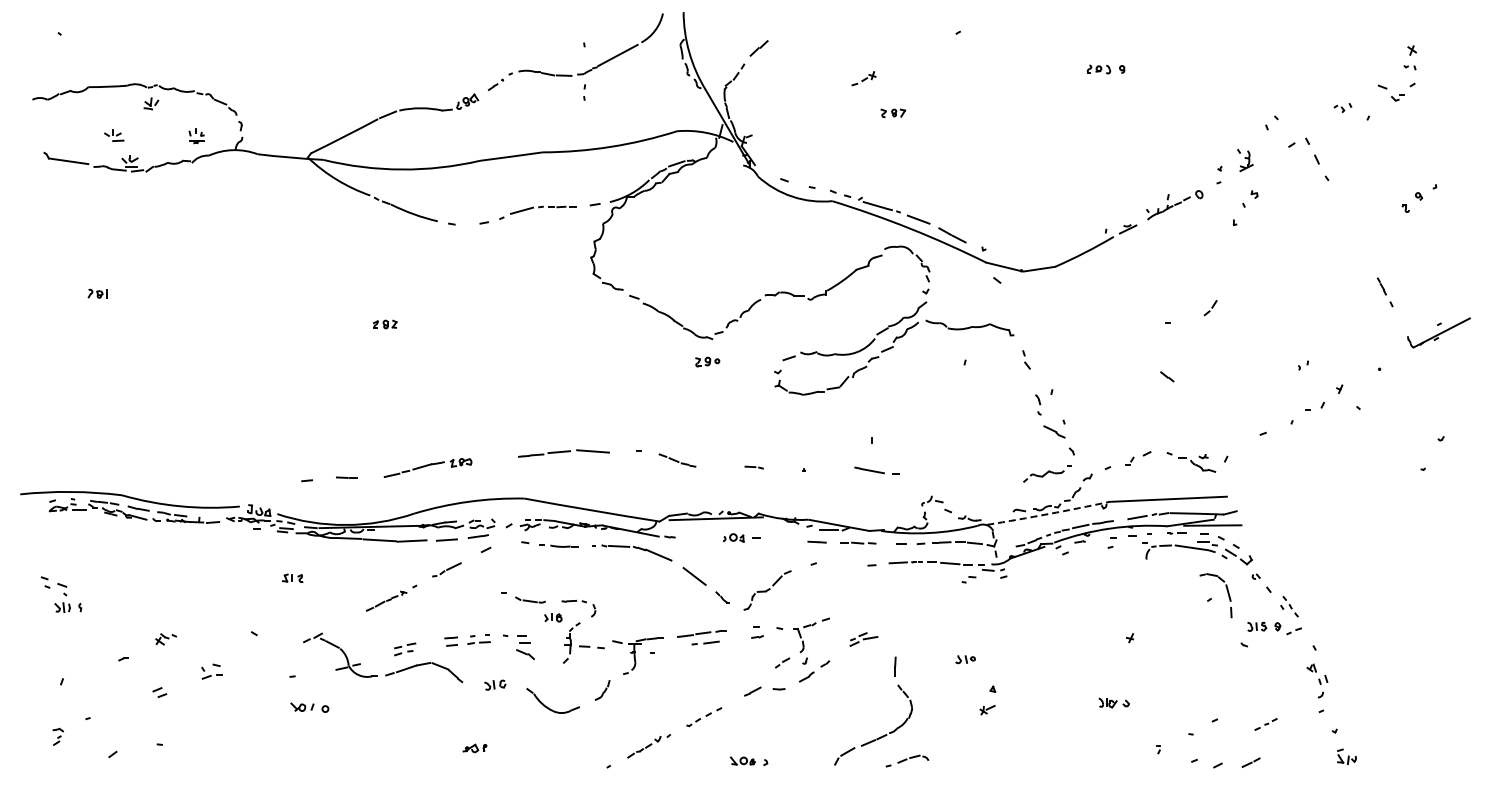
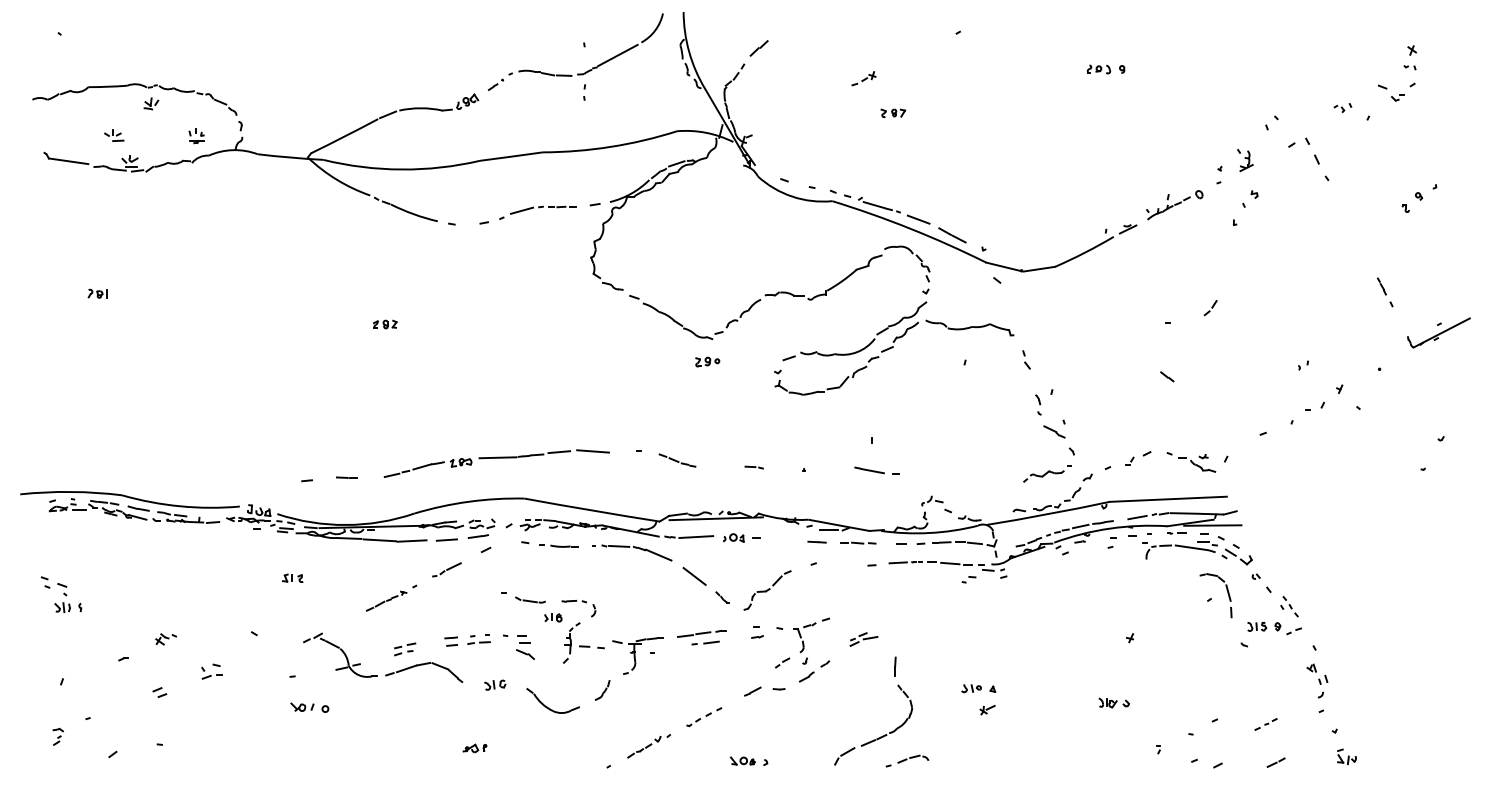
line: none -> present (497, 457)
arc: dashed -> solid (1048, 514)
line: none -> present (696, 536)
part position: (965, 659) -> (971, 688) (971, 688)
line position: (1250, 762) -> (1275, 762) (1275, 762)
